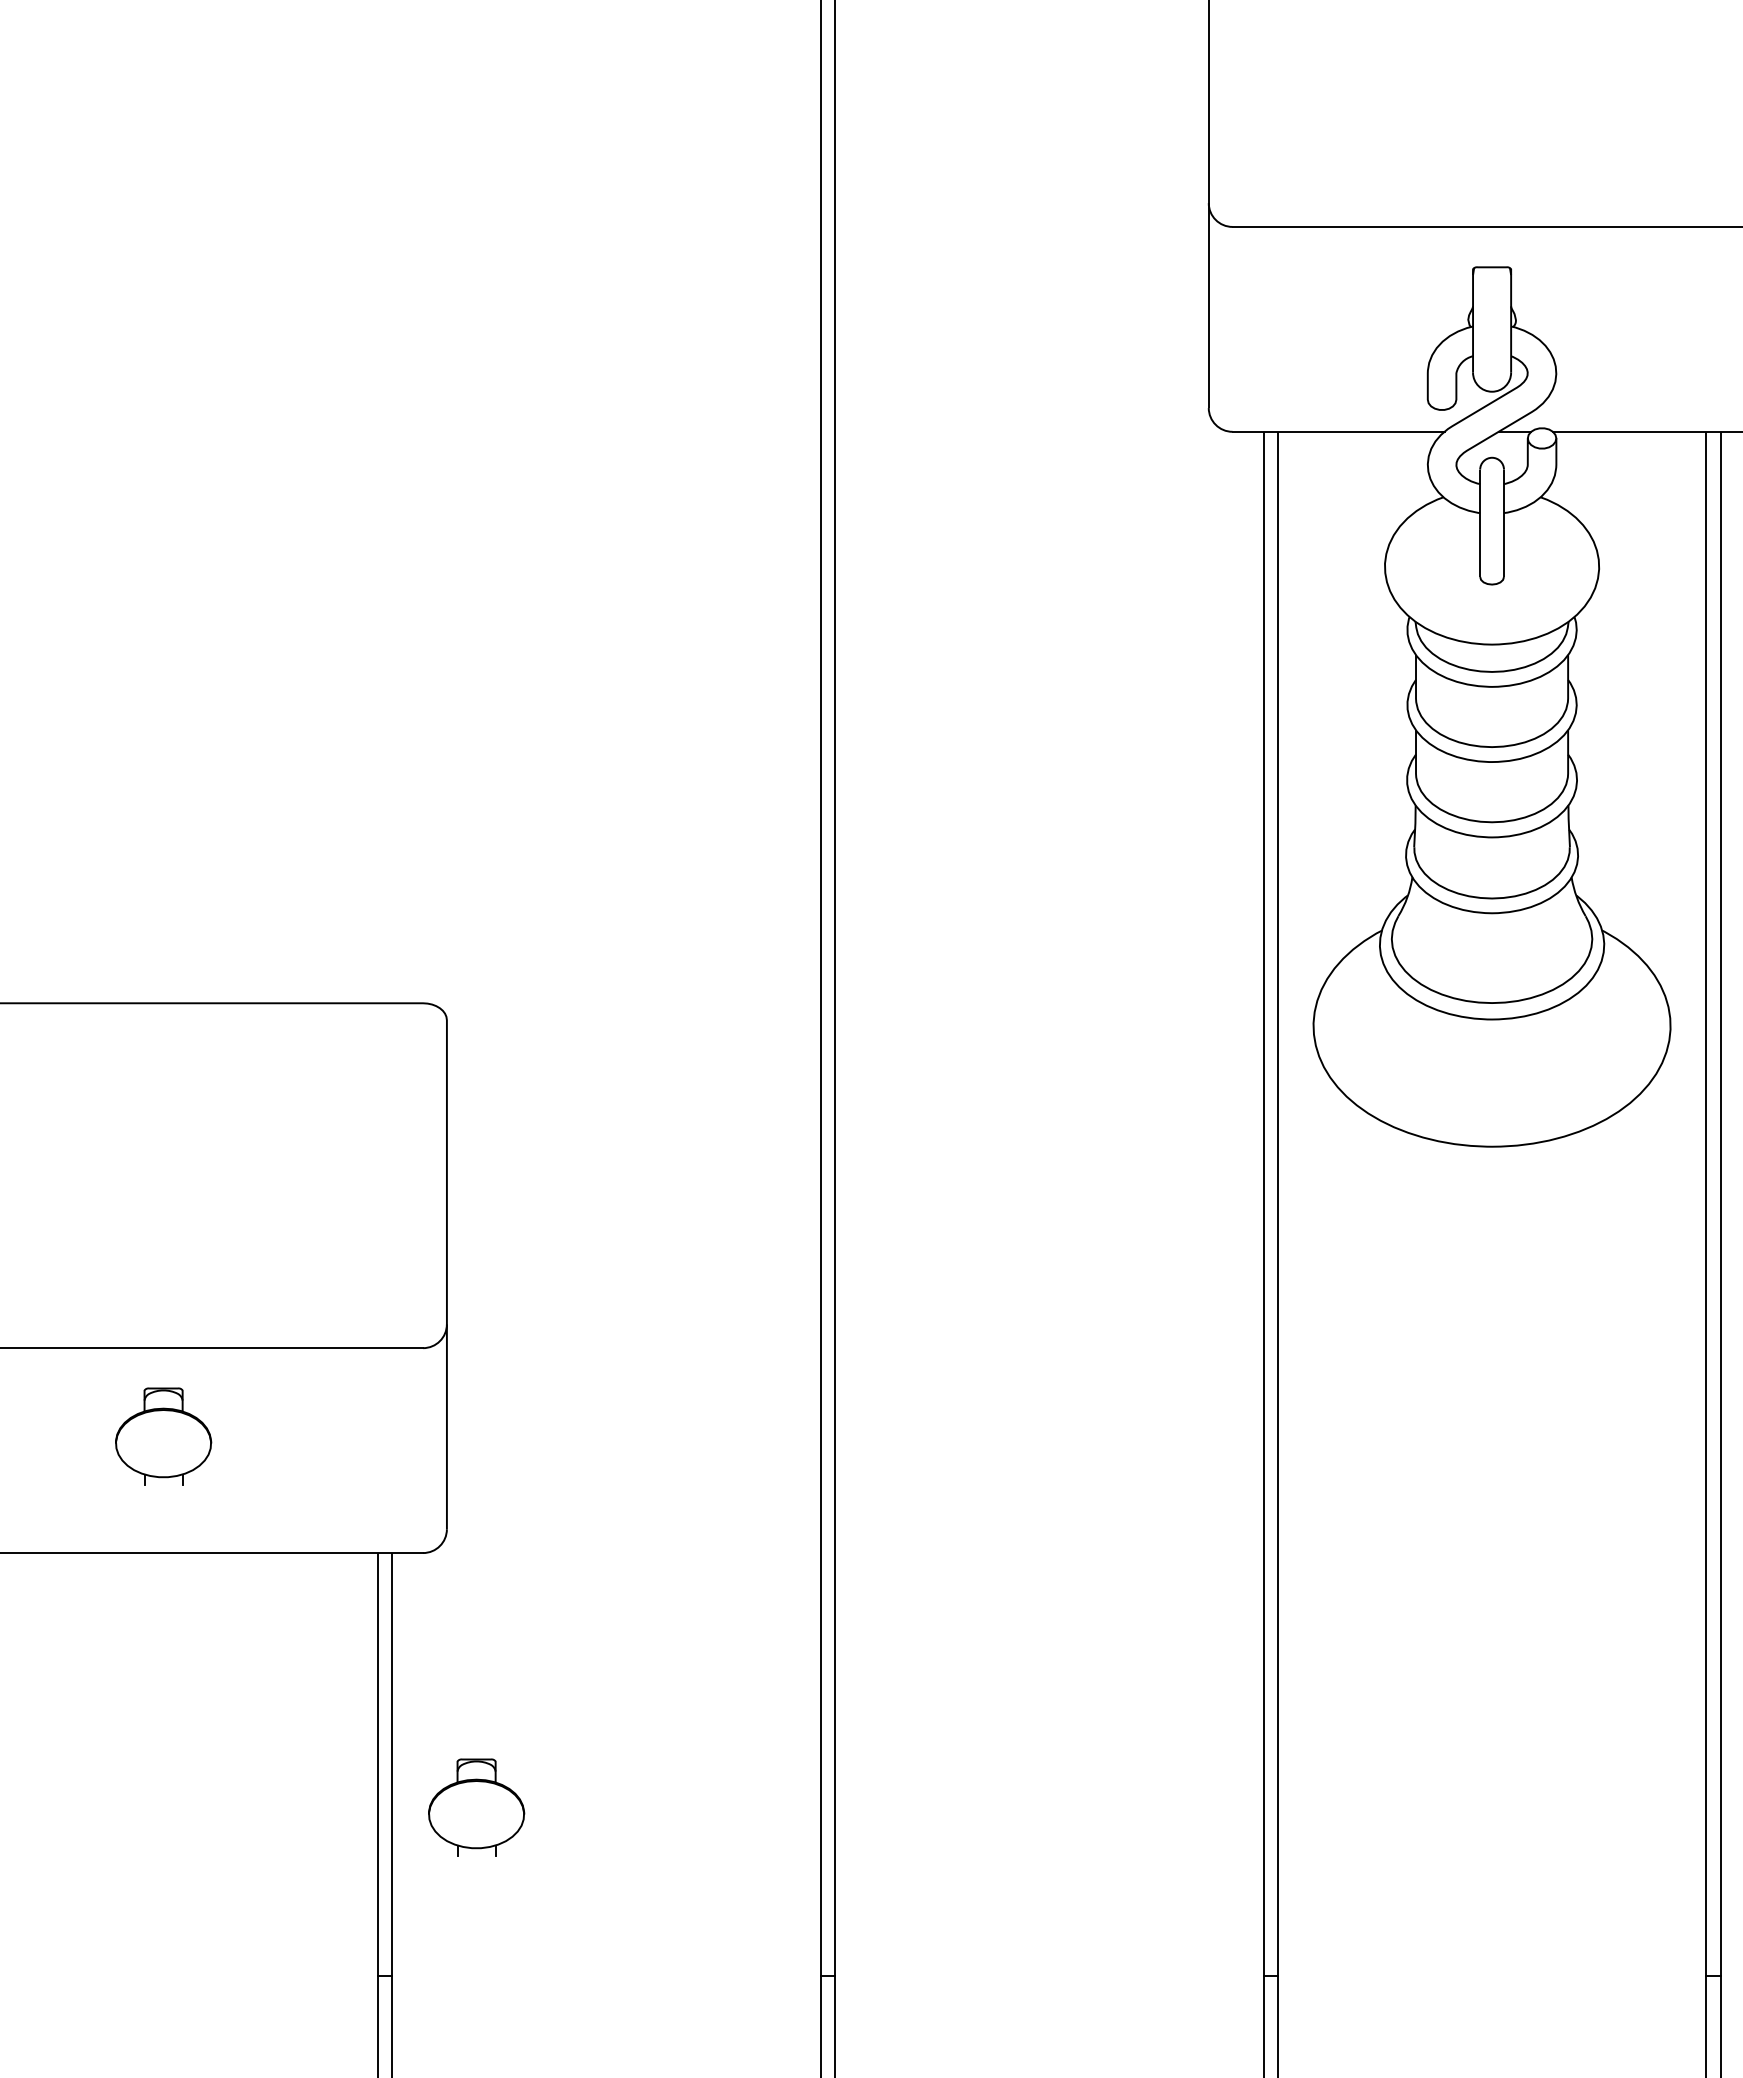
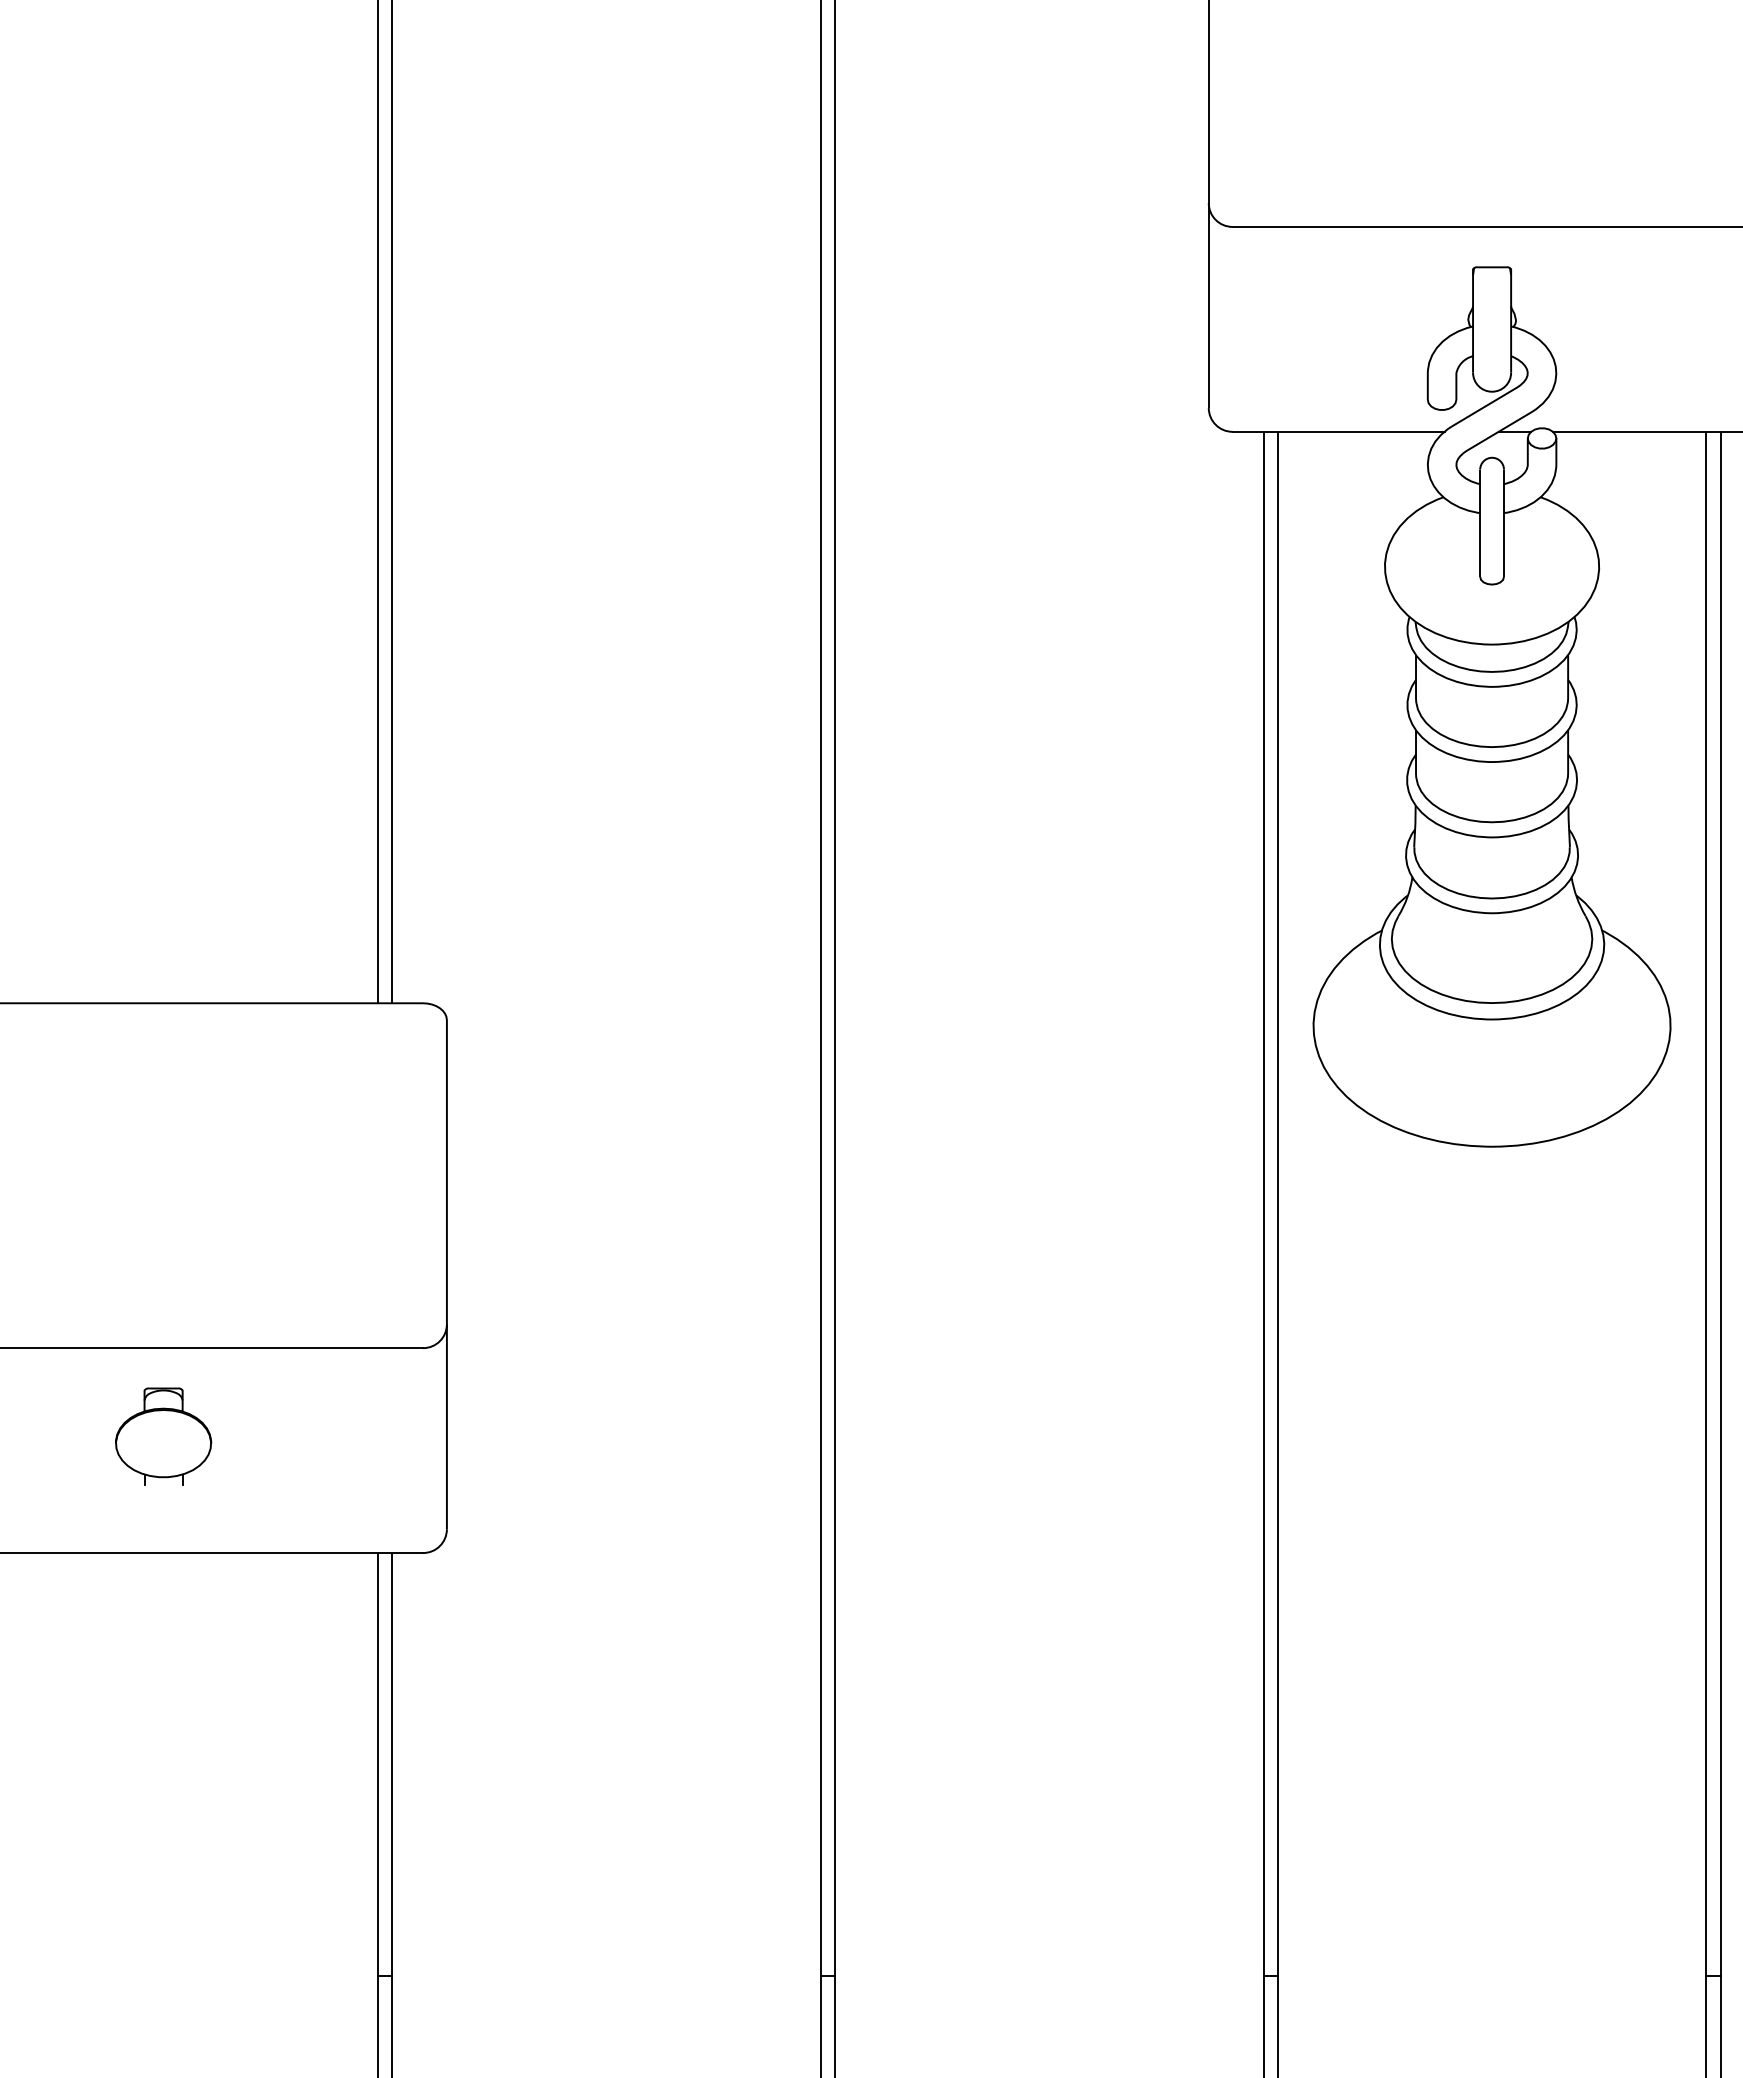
line: none -> present (377, 502)
line: none -> present (392, 502)
part: present -> none (476, 1807)
